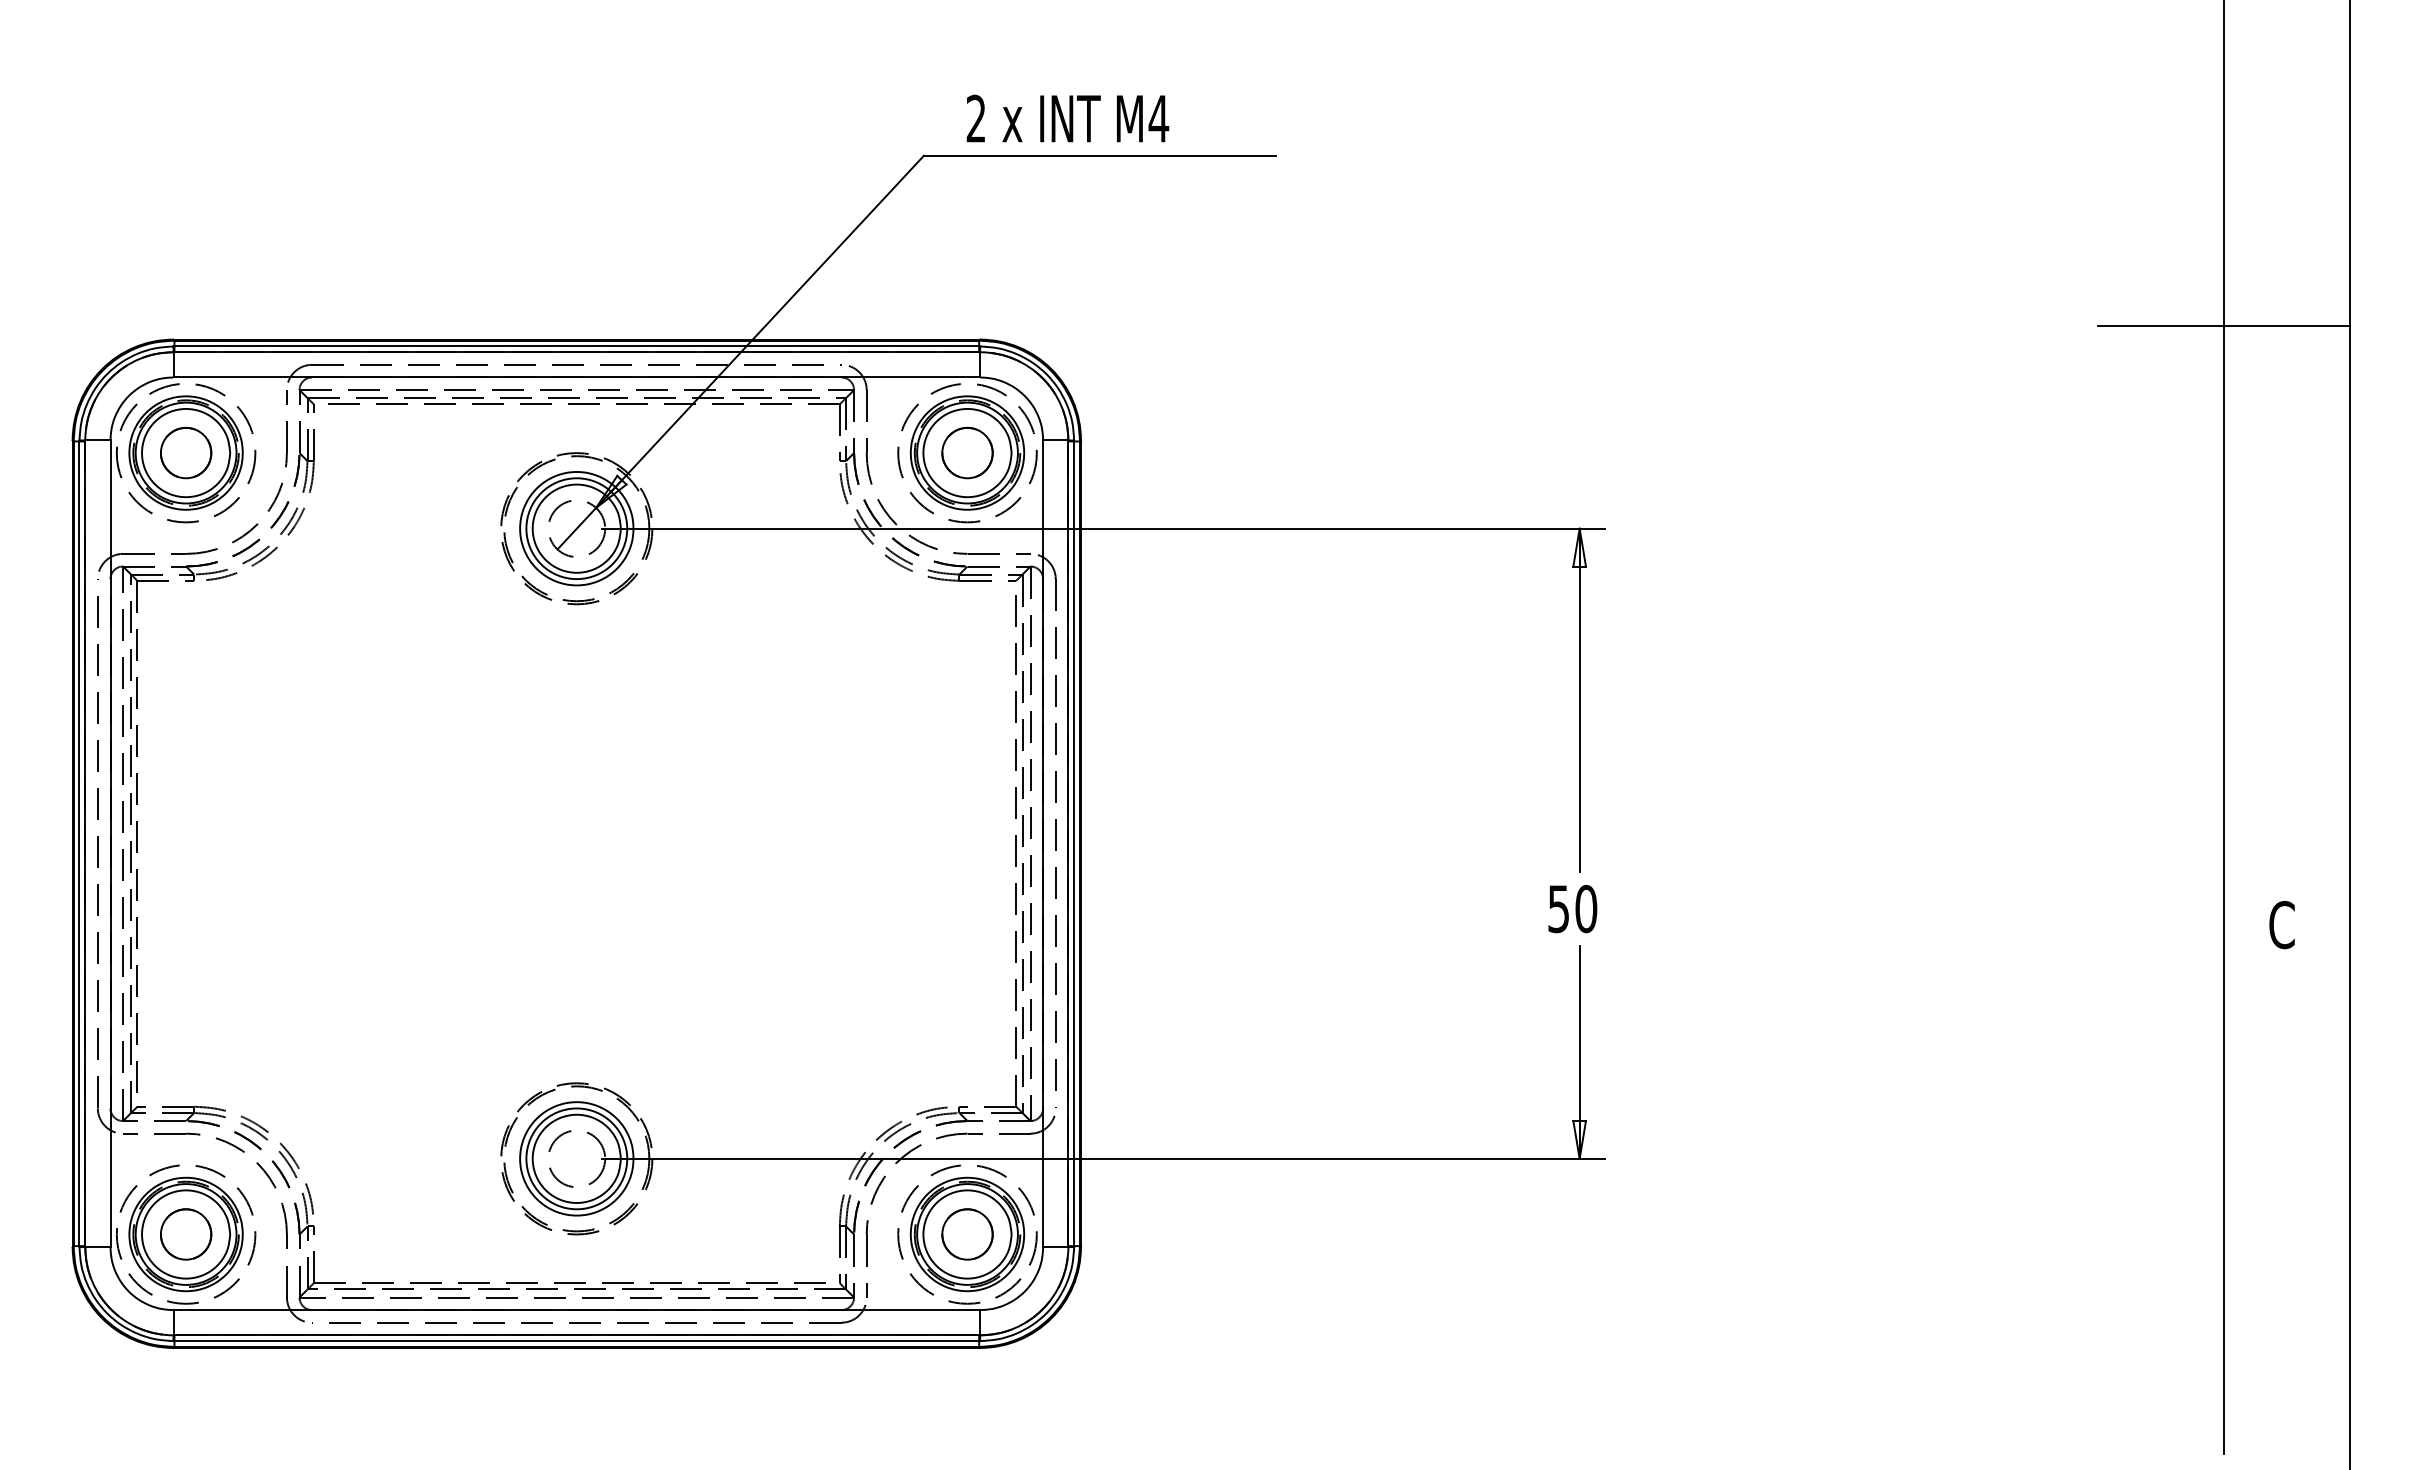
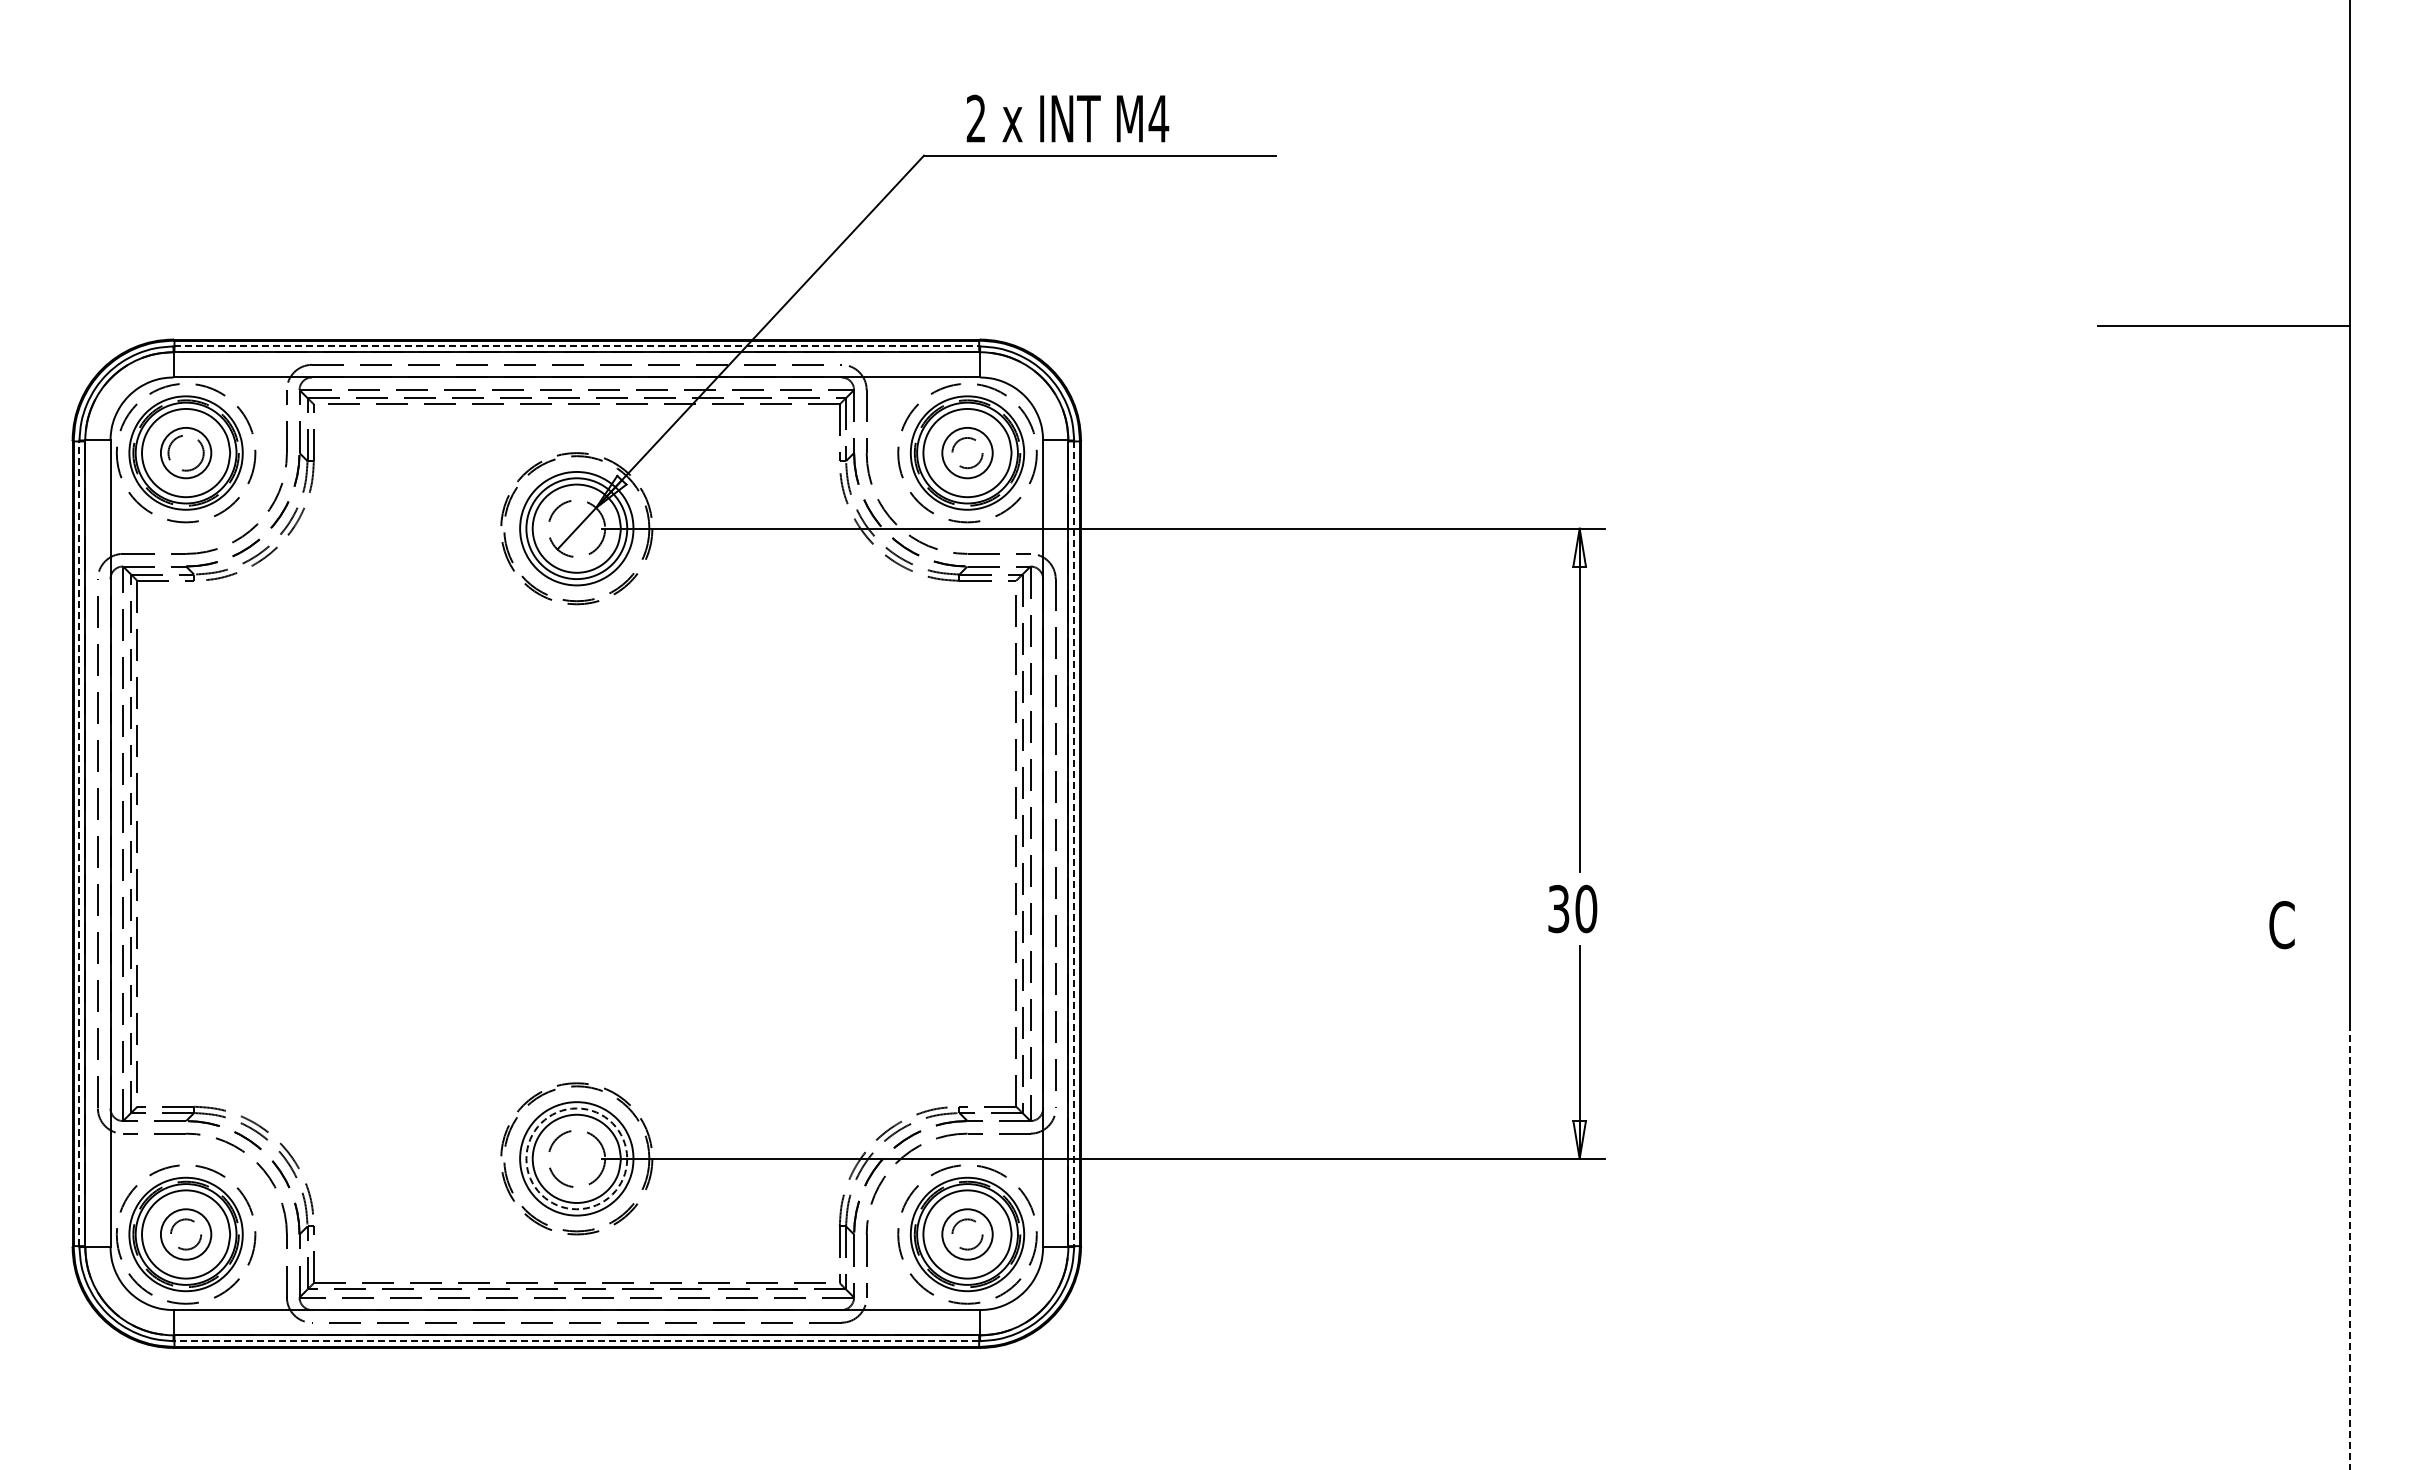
line: solid -> dashed (577, 346)
circle diameter: 50 px -> 35 px (185, 452)
circle diameter: 50 px -> 30 px (967, 452)
line: present -> none (2224, 727)
line: solid -> dashed (79, 843)
line: solid -> dashed (1074, 844)
text: 50 -> 30 (1558, 908)
circle: solid -> dashed (576, 1158)
circle diameter: 50 px -> 30 px (186, 1234)
circle diameter: 50 px -> 30 px (967, 1234)
line: solid -> dashed (2350, 1247)
line: solid -> dashed (576, 1341)
